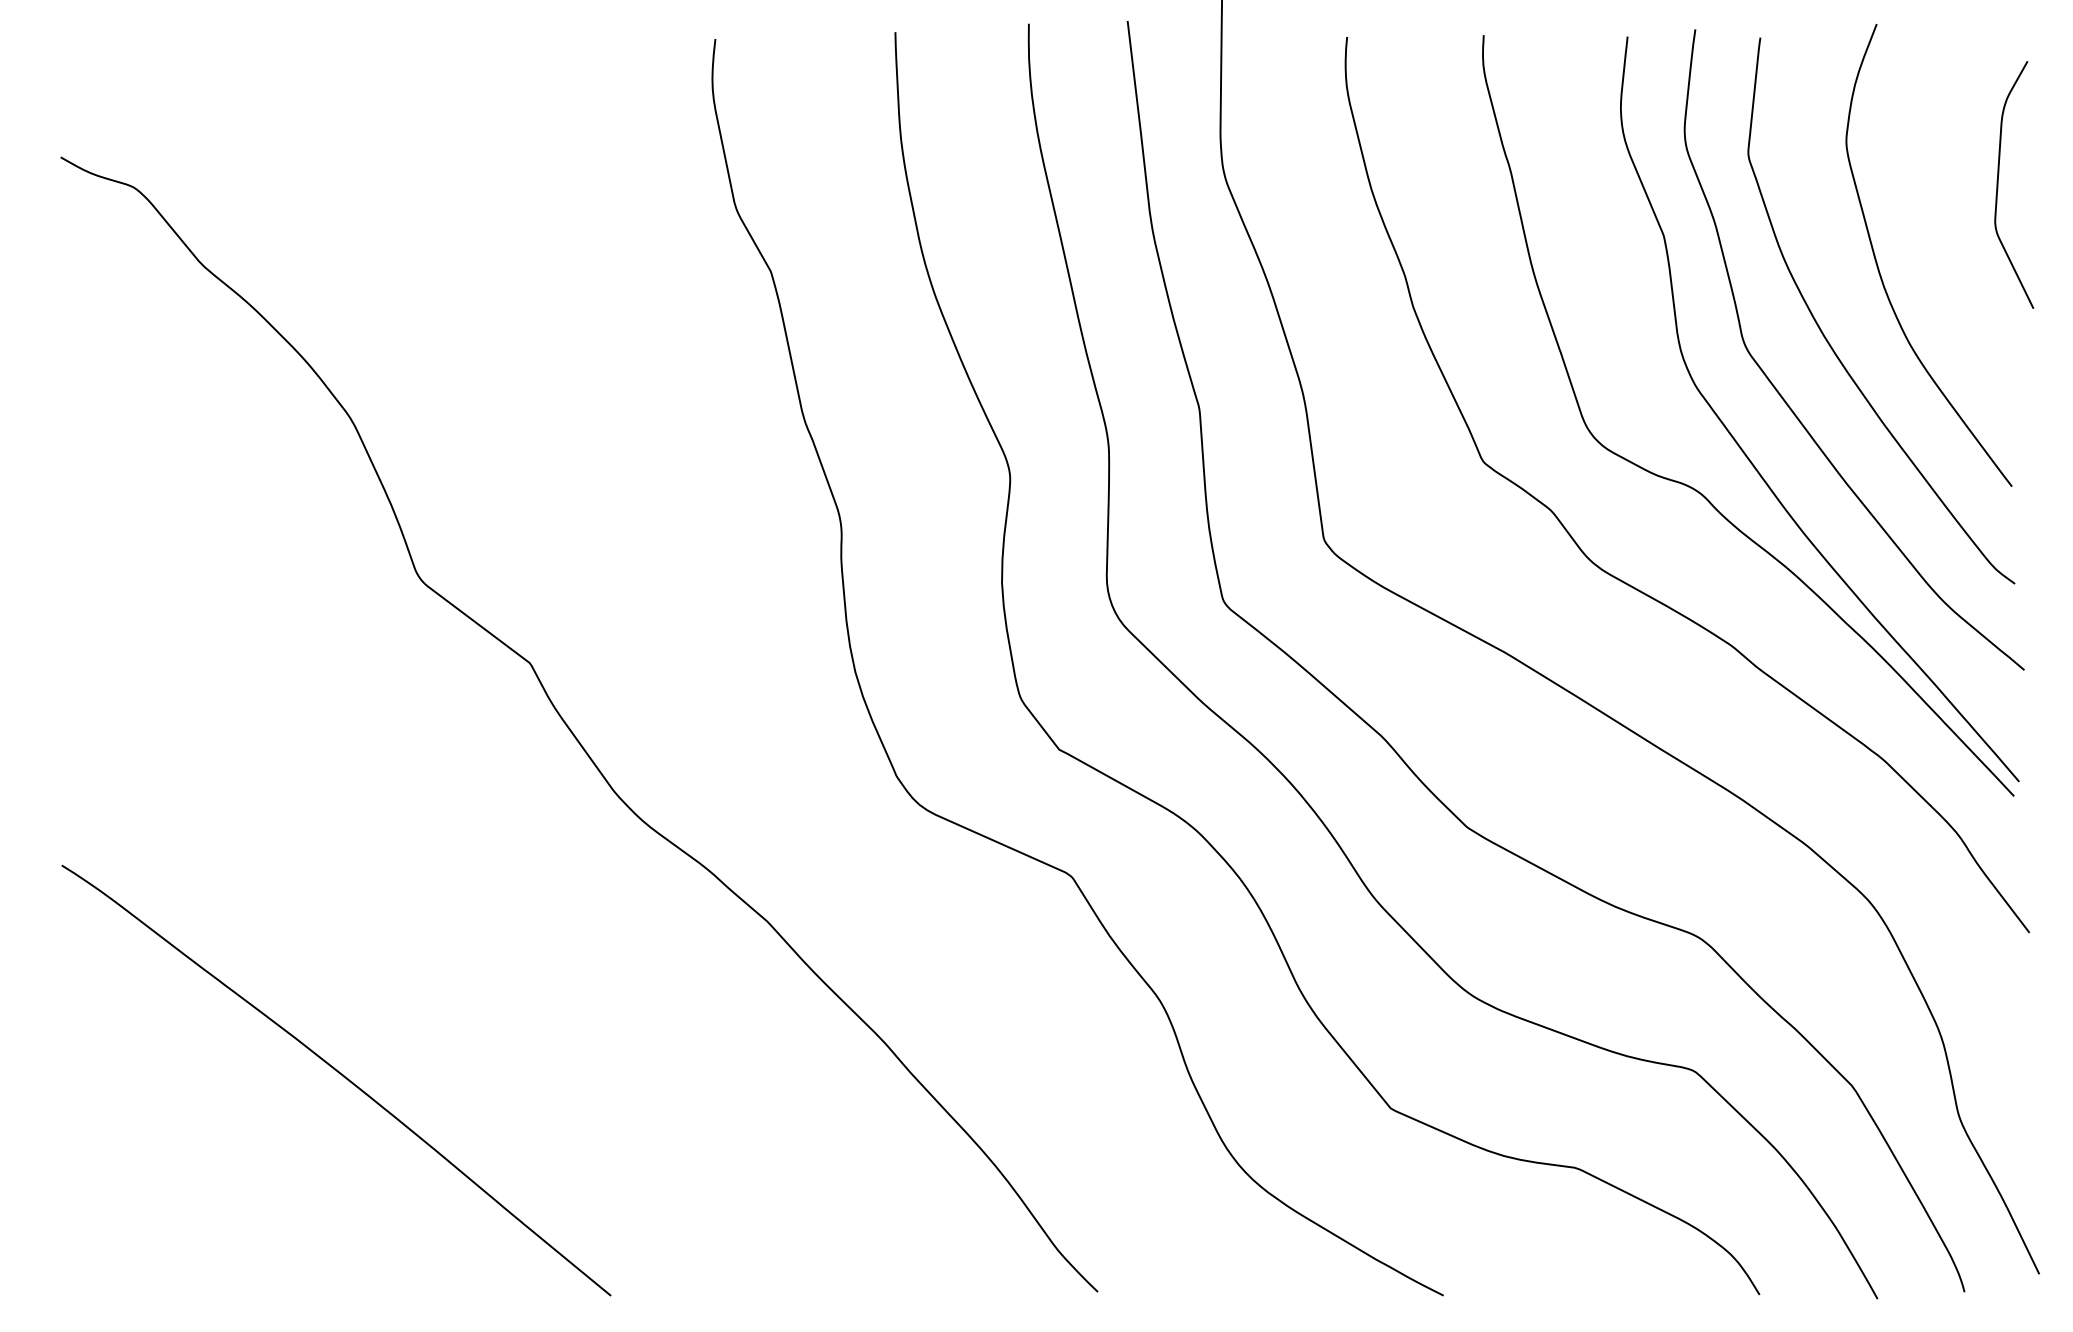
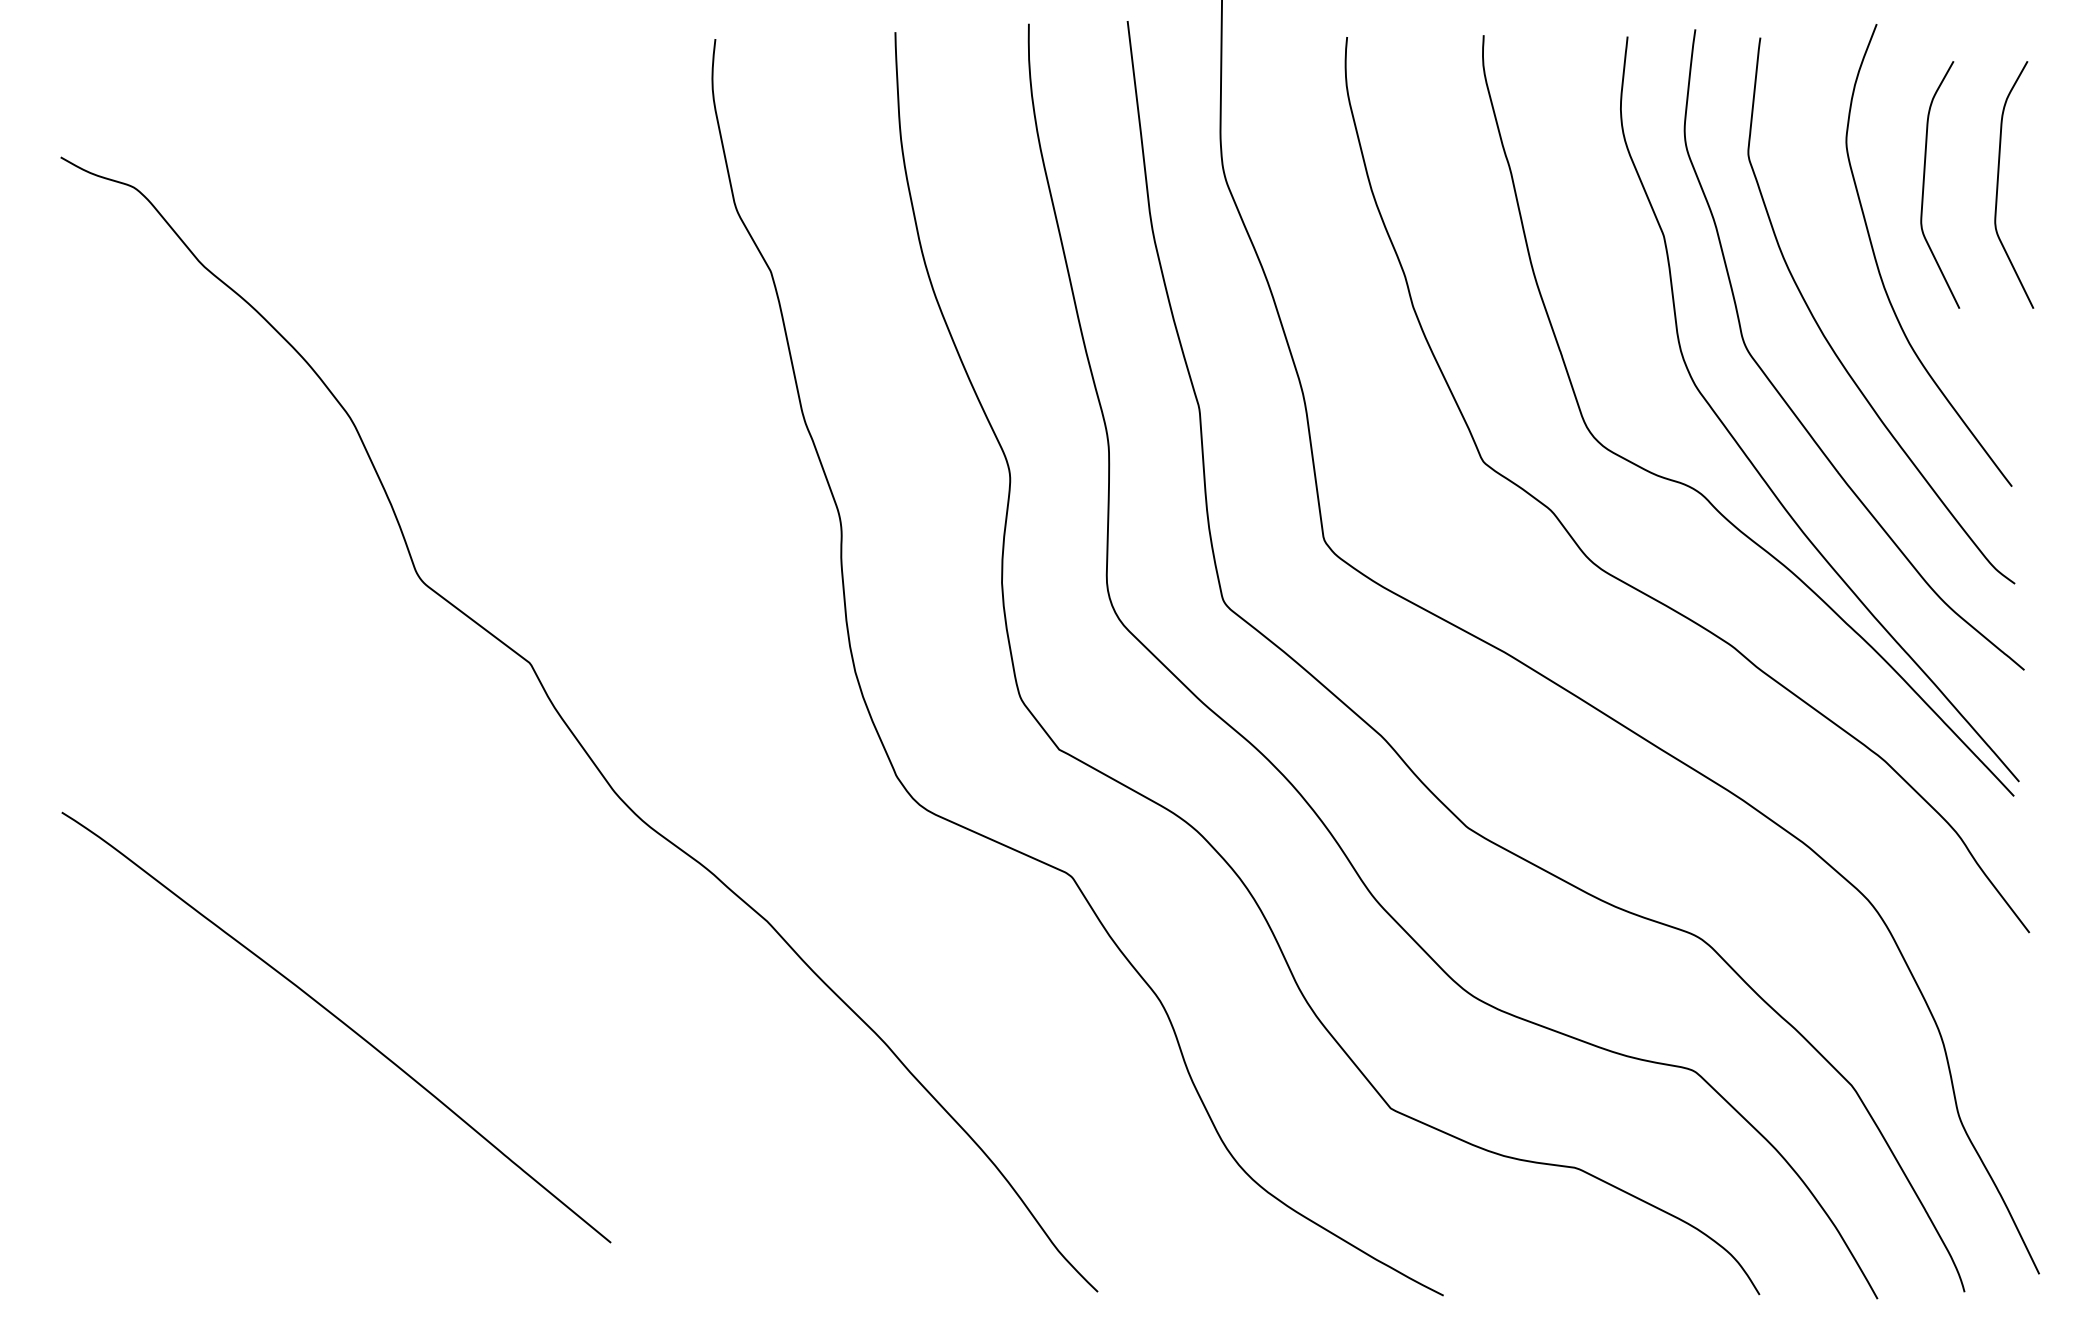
curve: none -> present (1924, 184)
curve position: (341, 1075) -> (341, 1022) (341, 1022)
